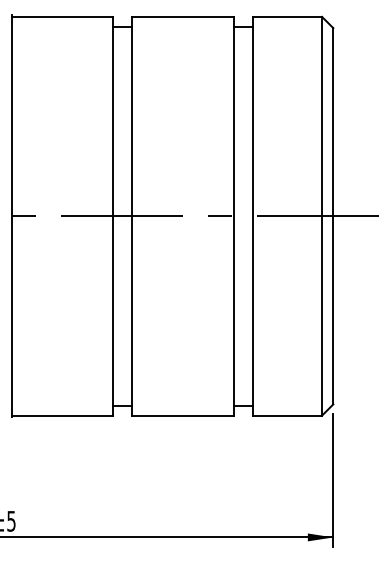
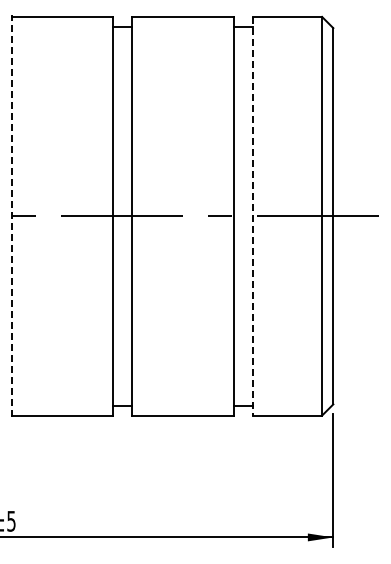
line: solid -> dashed (11, 216)
line: solid -> dashed (252, 216)
